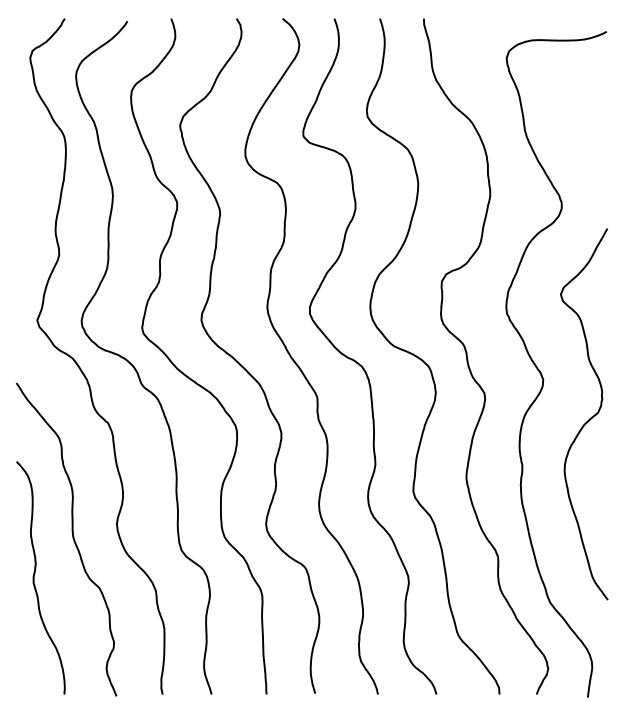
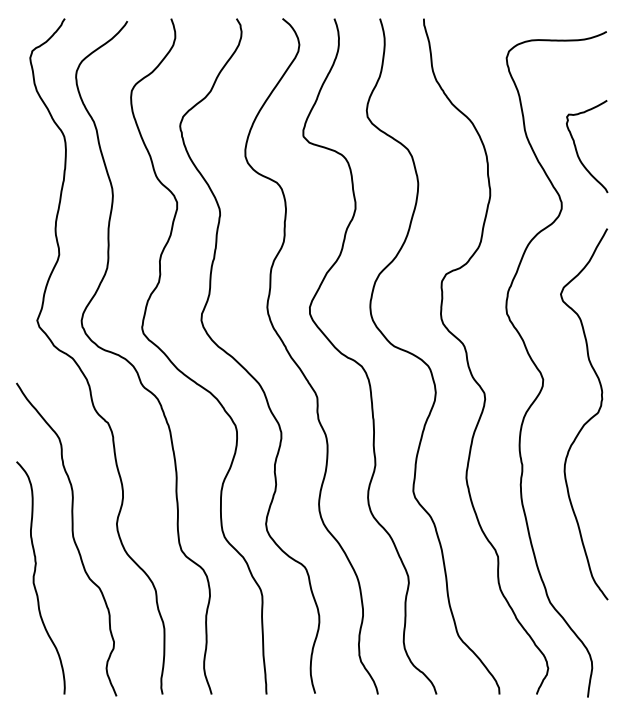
curve: none -> present (577, 150)
